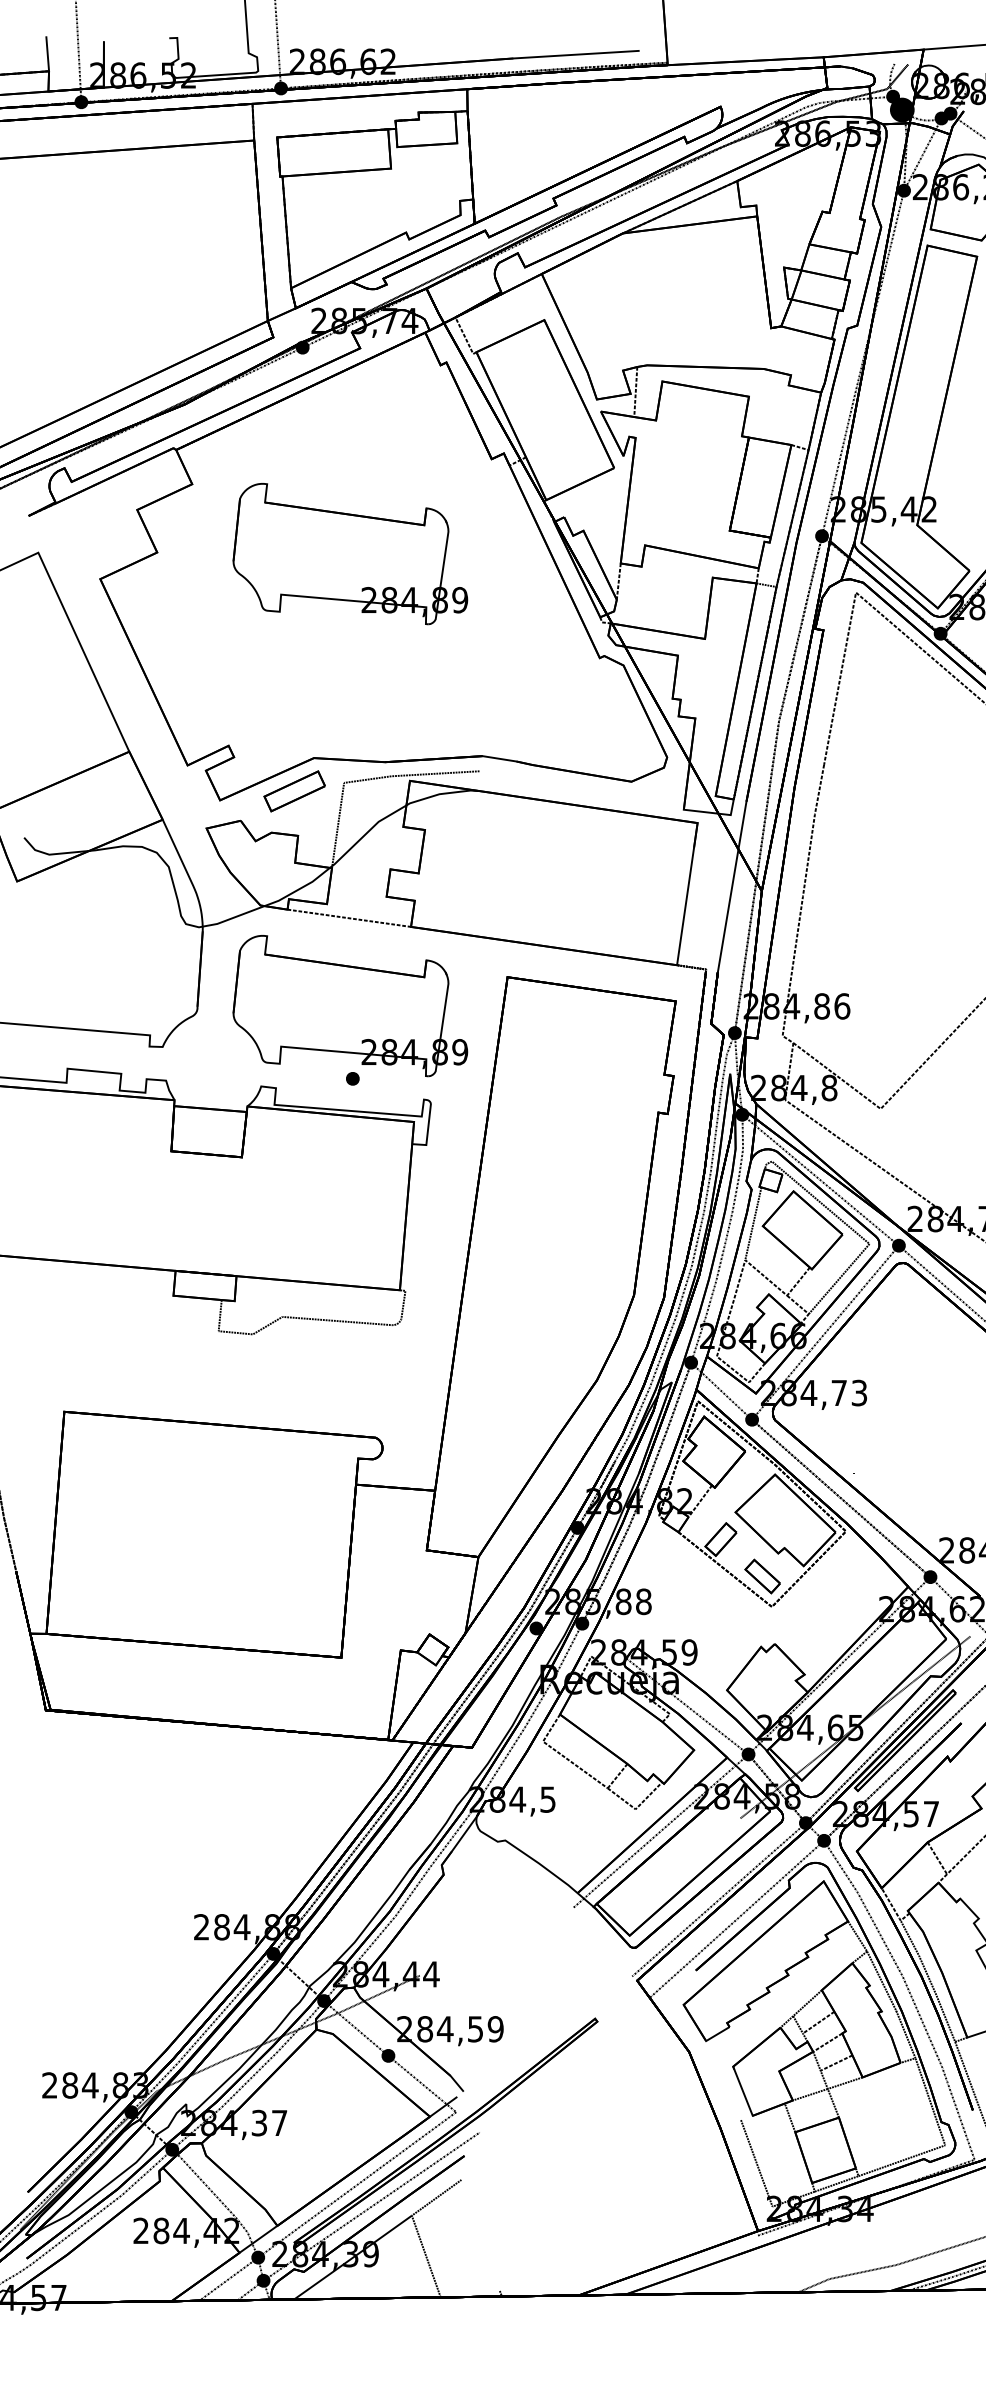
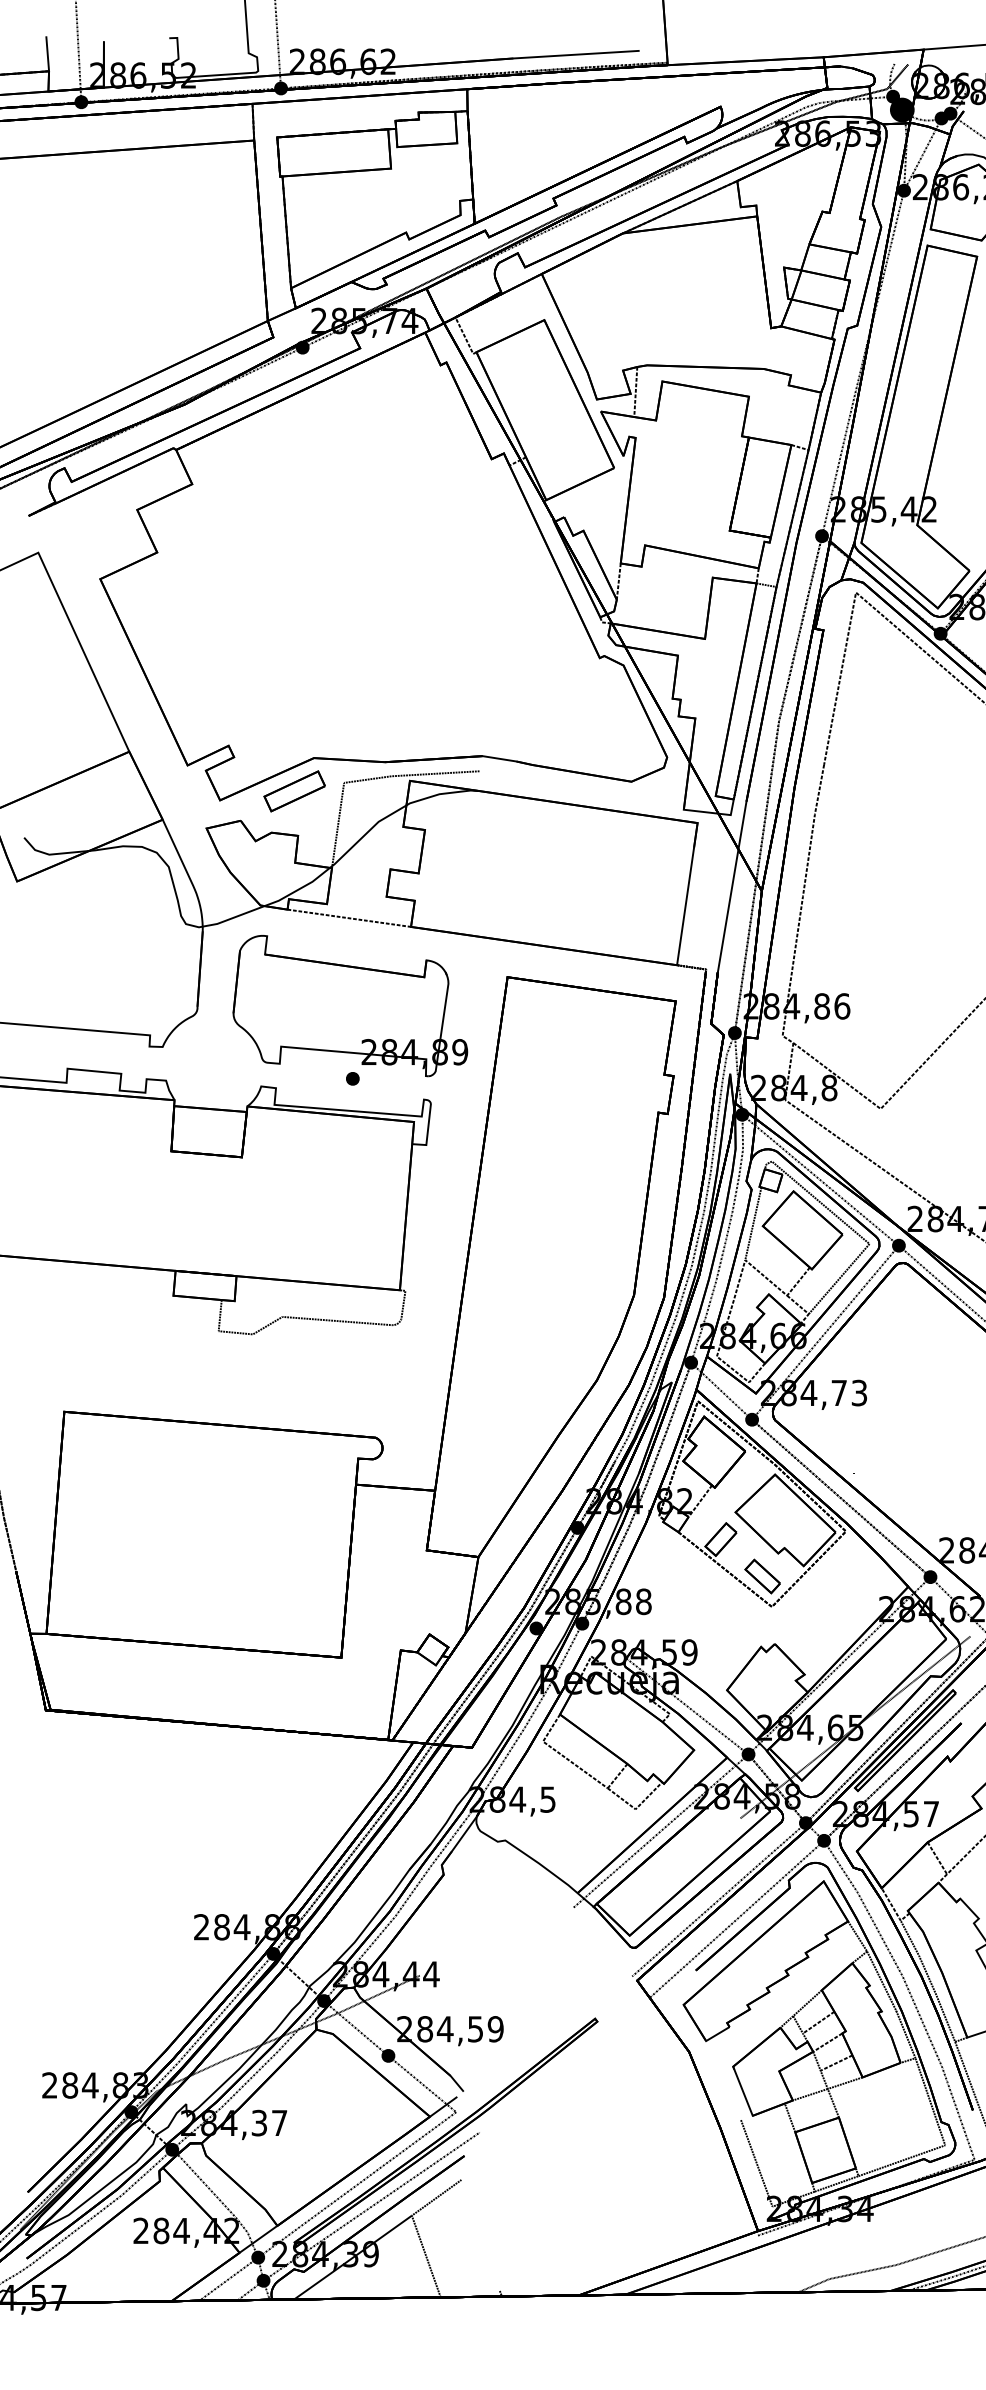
part: present -> none (350, 554)
